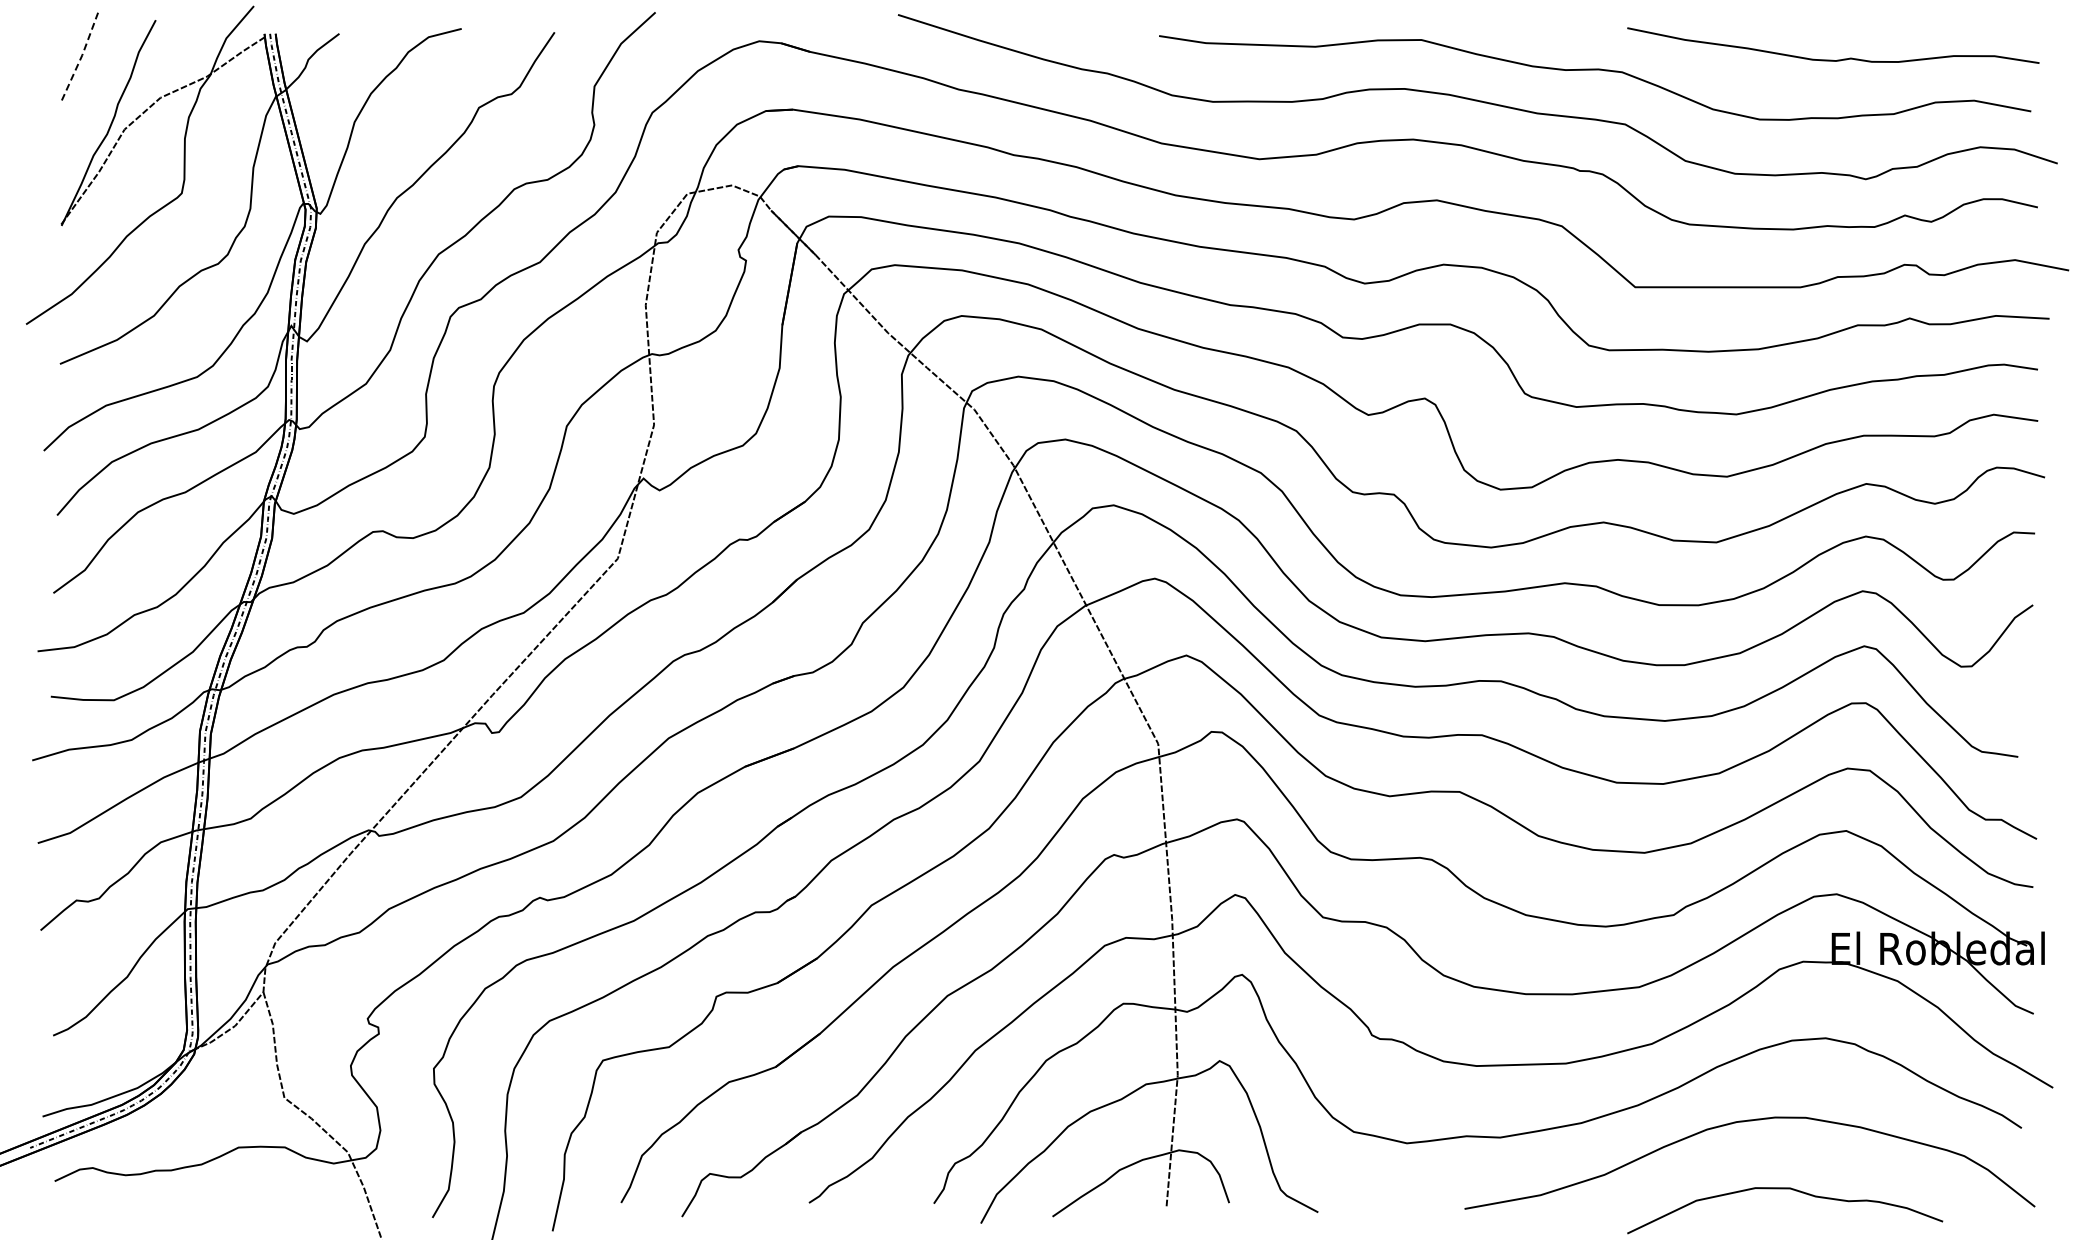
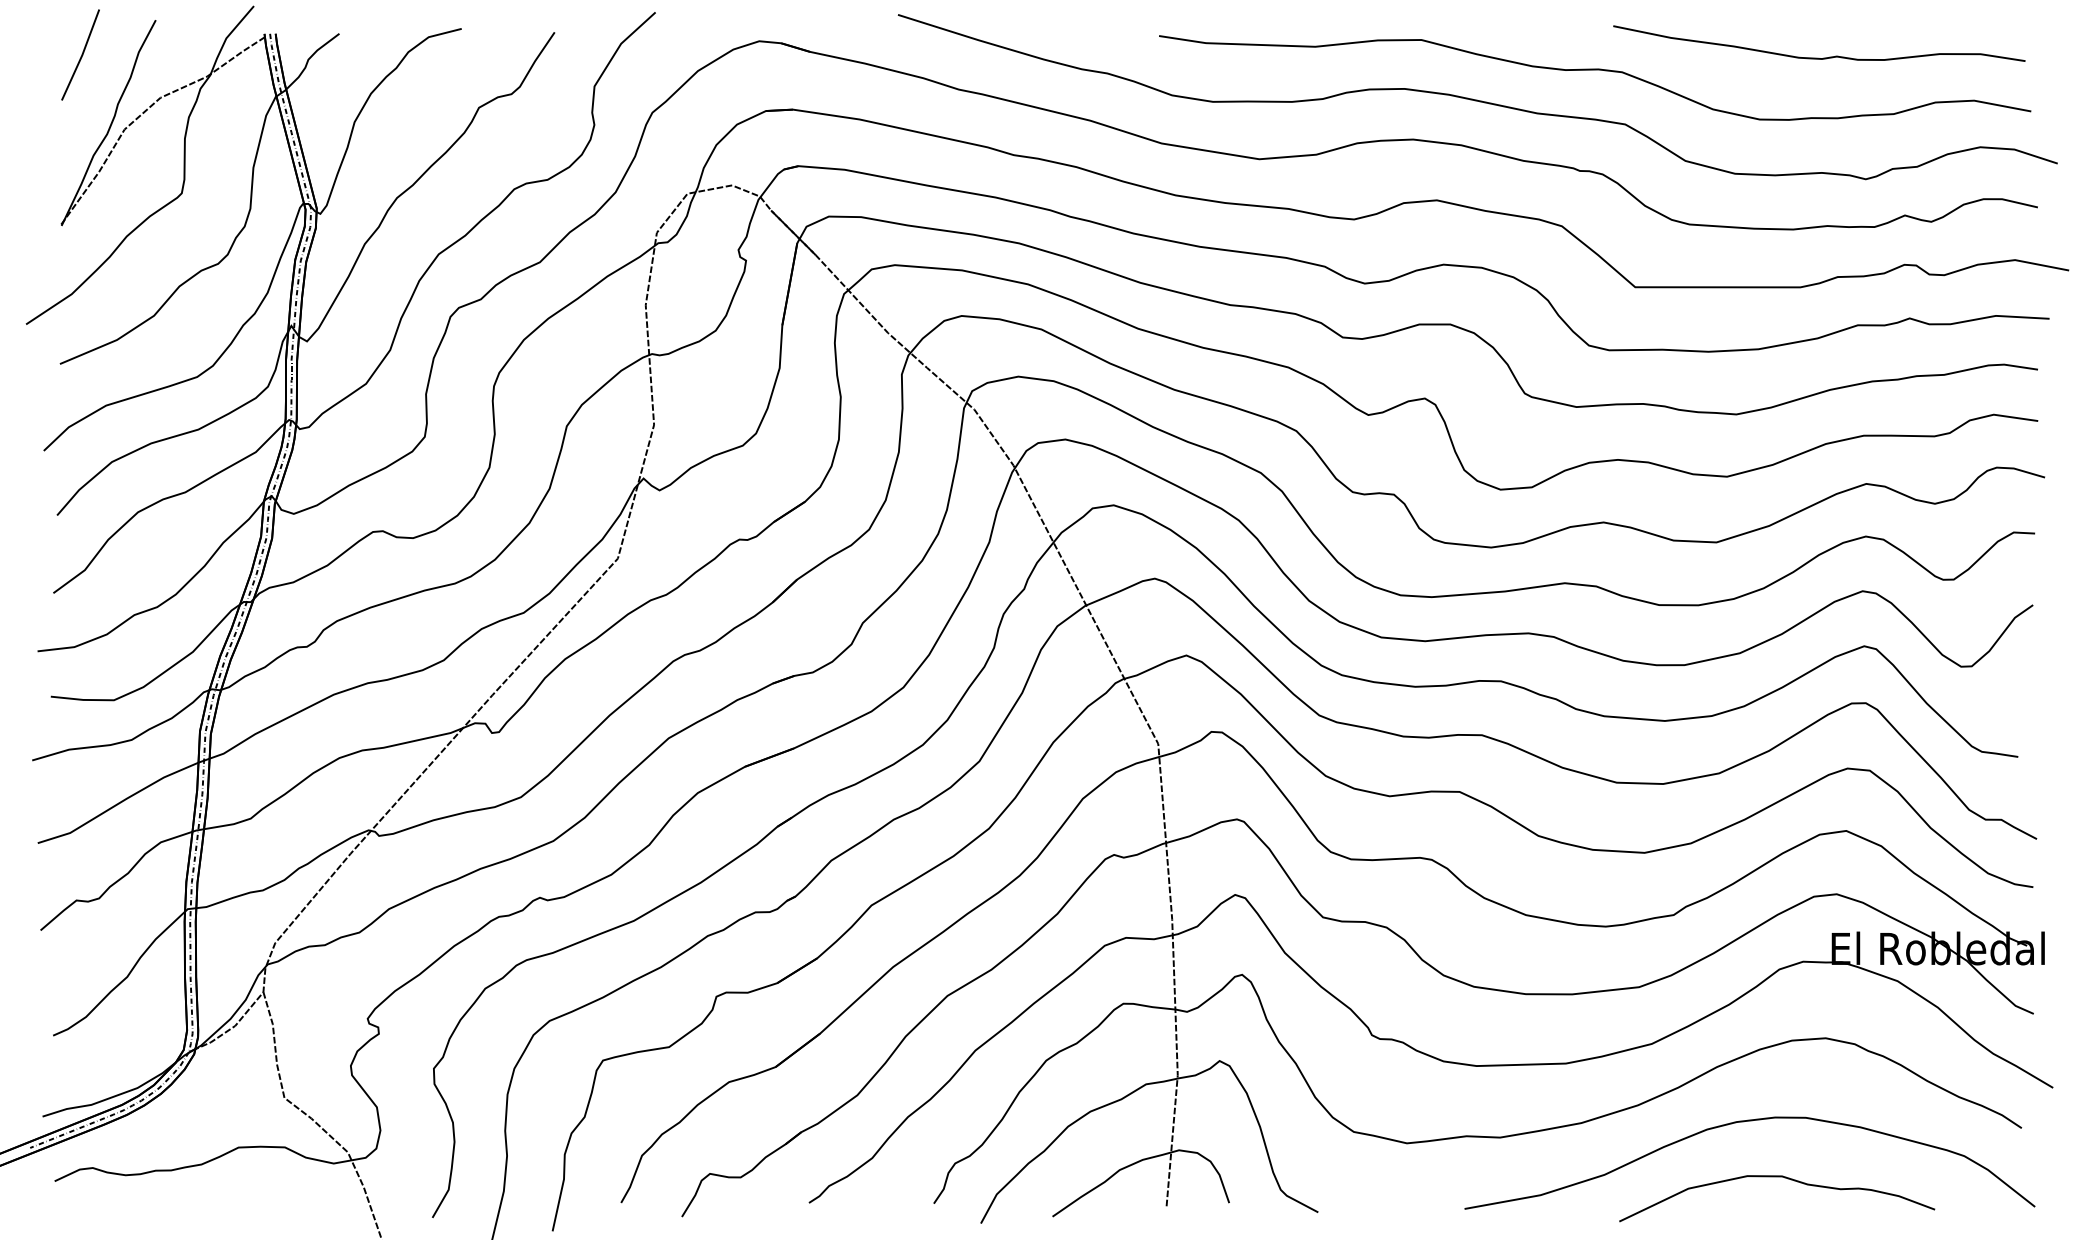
line: dashed -> solid (82, 55)
curve position: (1832, 59) -> (1818, 57) (1818, 57)
curve position: (1785, 1189) -> (1777, 1177) (1777, 1177)
